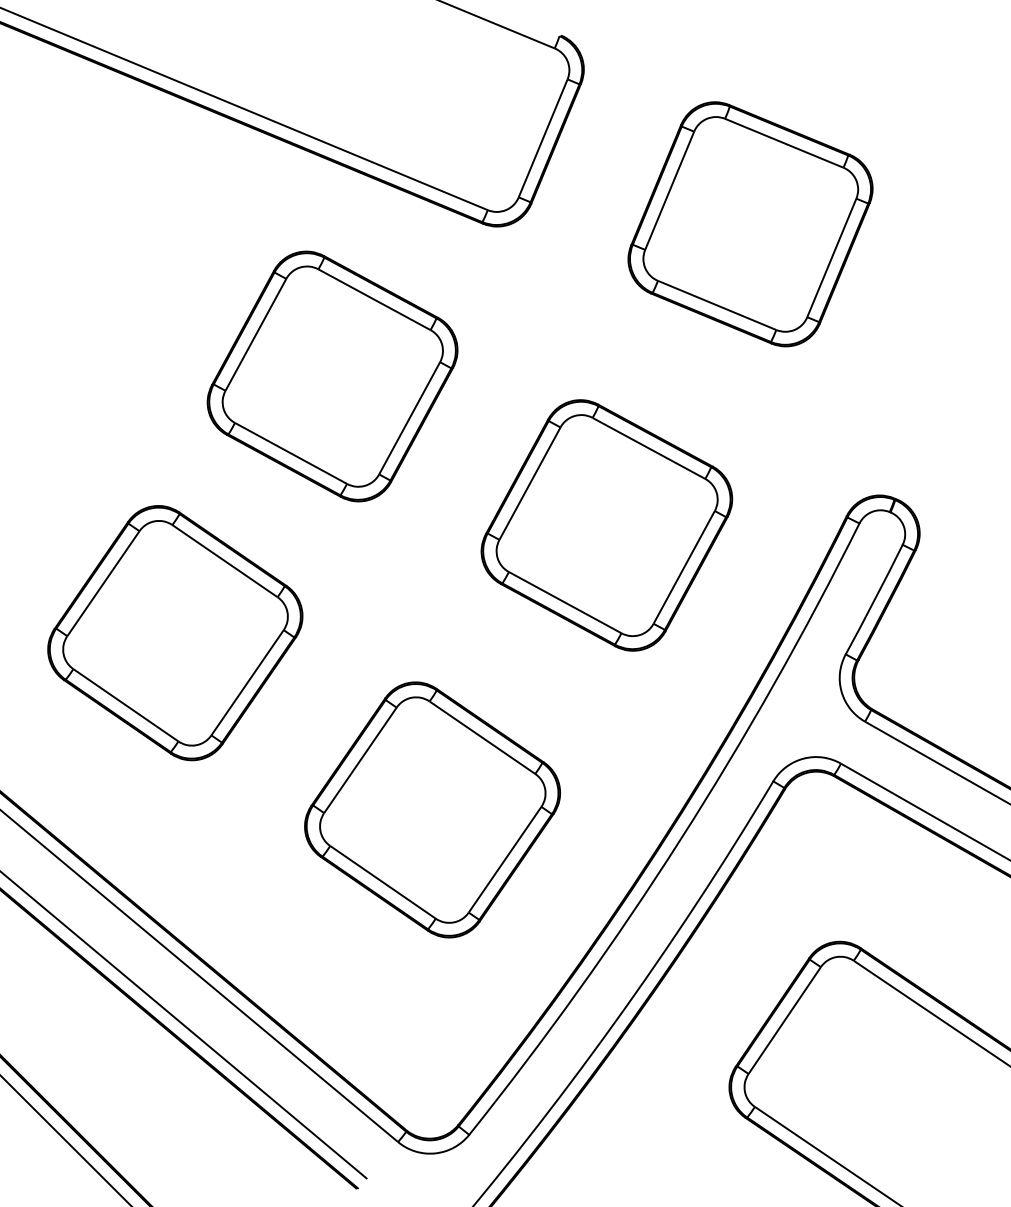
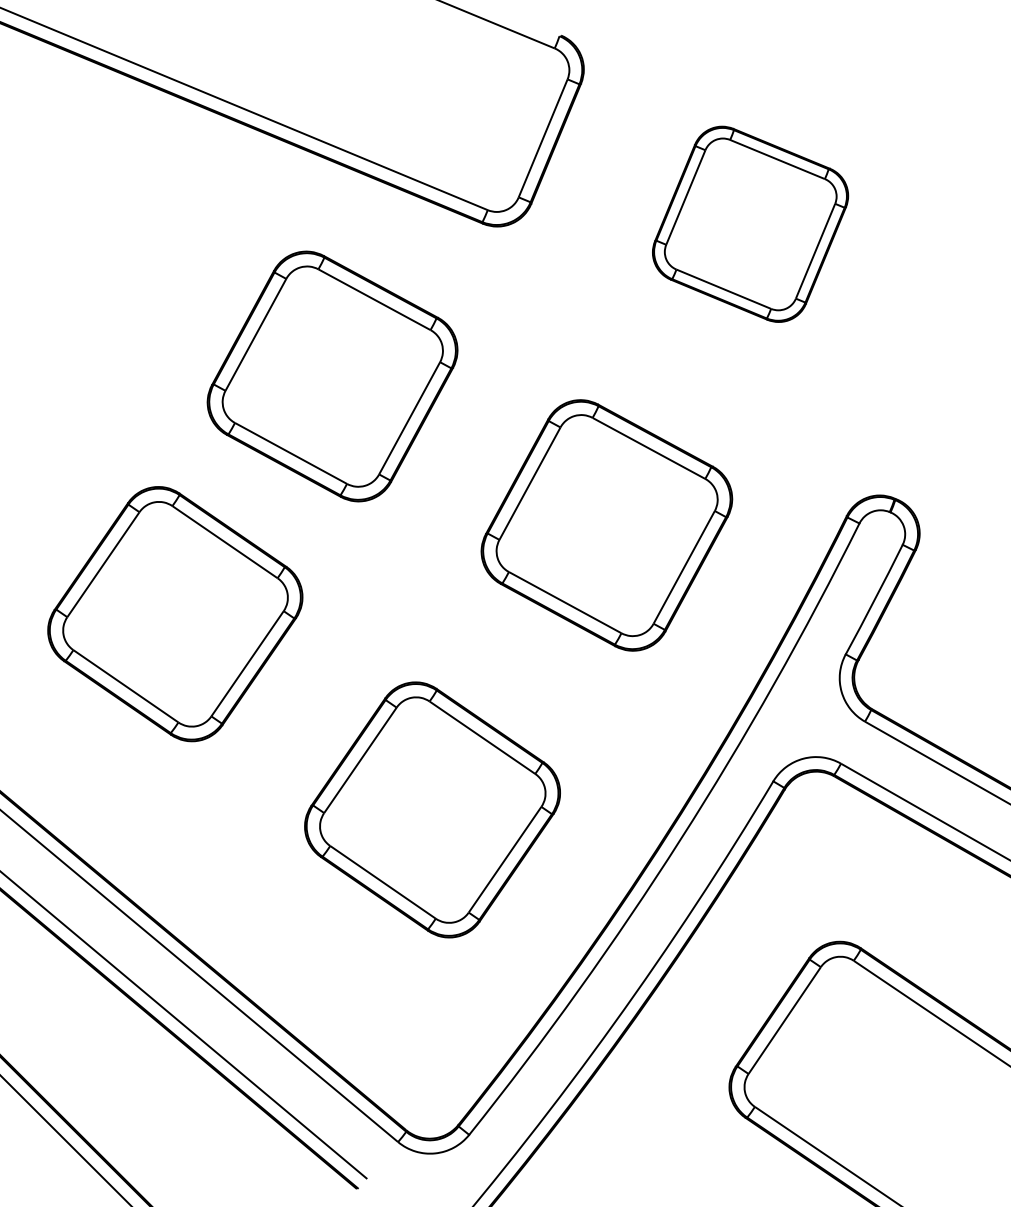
part size: 247x247 px -> 198x198 px (750, 223)
part position: (175, 633) -> (175, 614) (175, 614)
